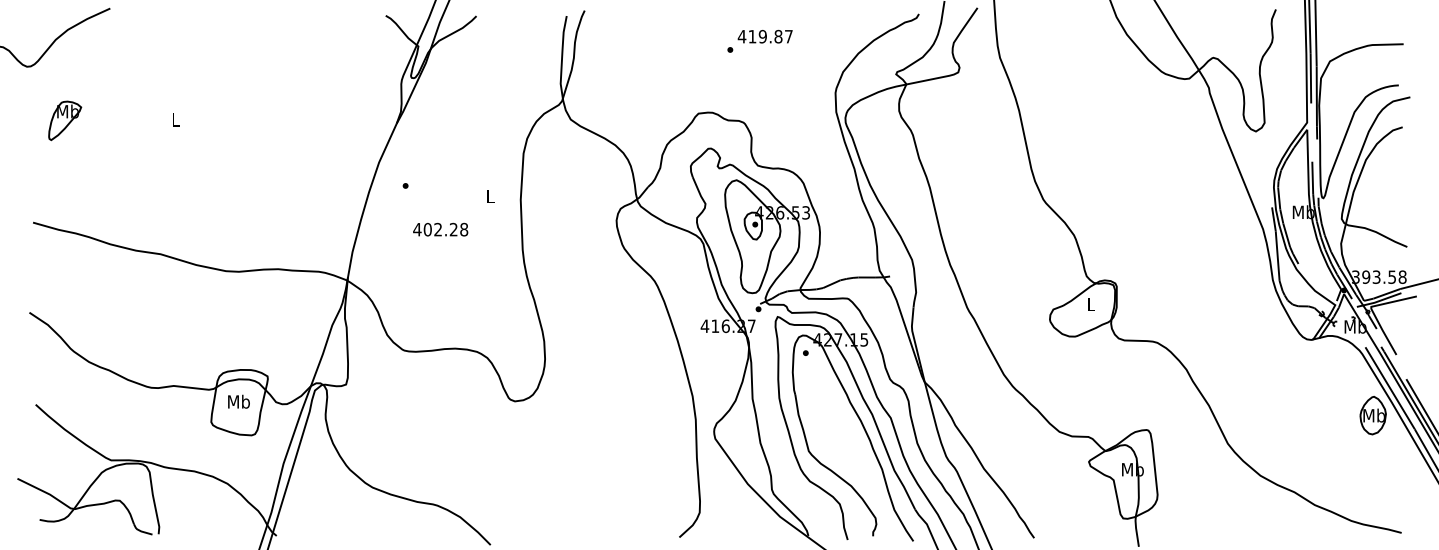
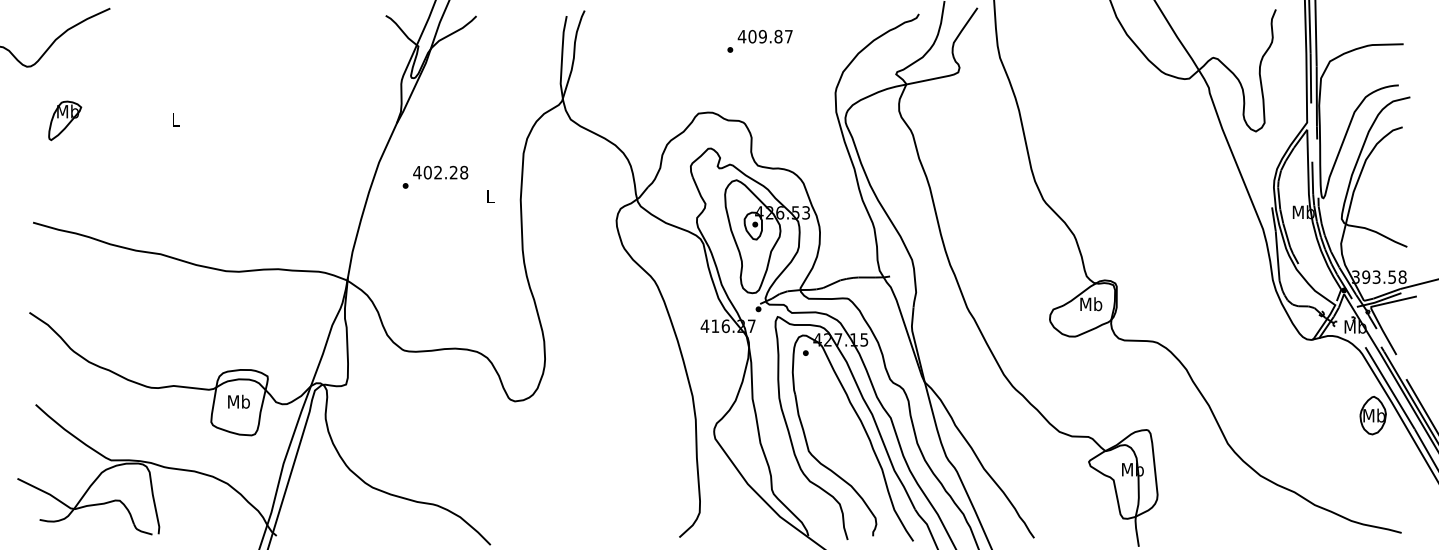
text: 419.87 -> 409.87 (752, 36)
text position: (440, 229) -> (440, 172) (440, 172)
text: L -> Mb (1091, 304)
